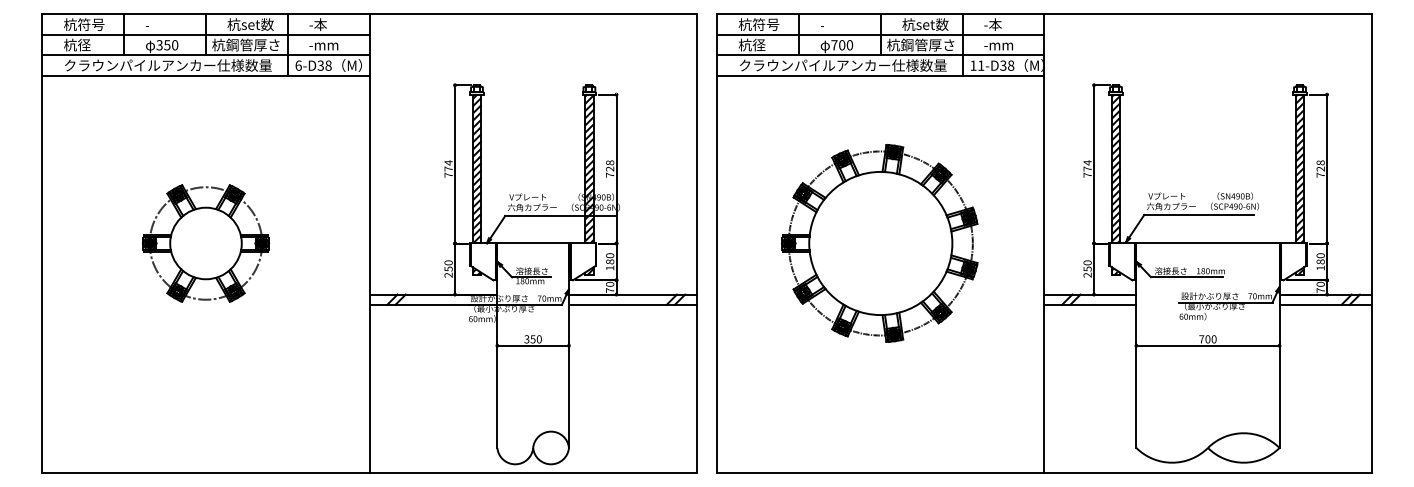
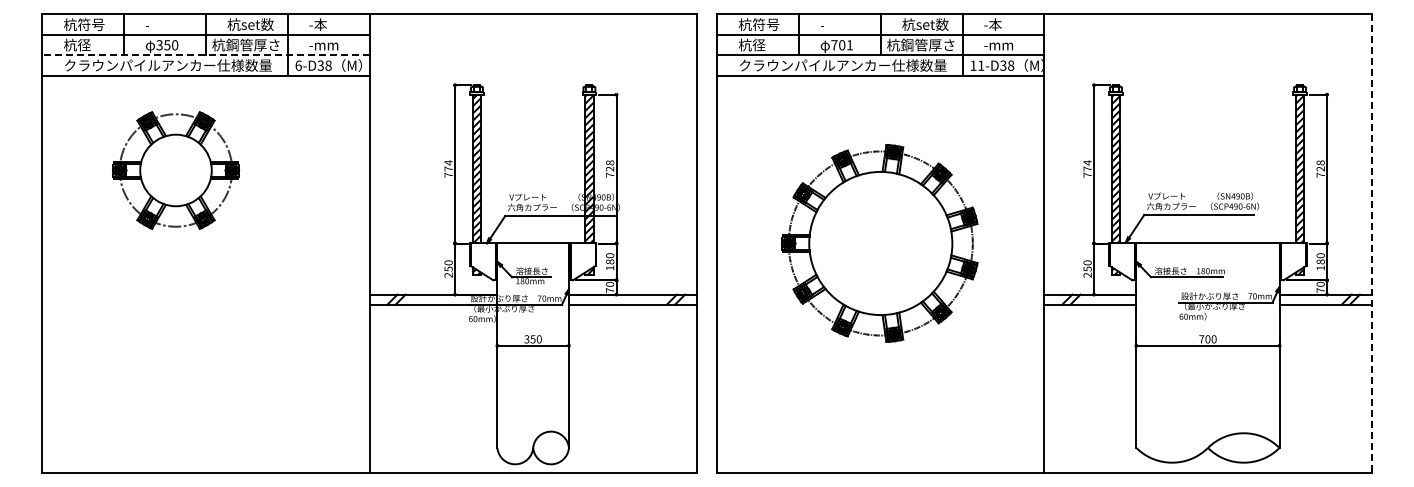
text: 700 -> 701 (849, 45)
line: solid -> dashed (206, 55)
part position: (205, 243) -> (175, 170) (175, 170)
line: solid -> dashed (1371, 243)
